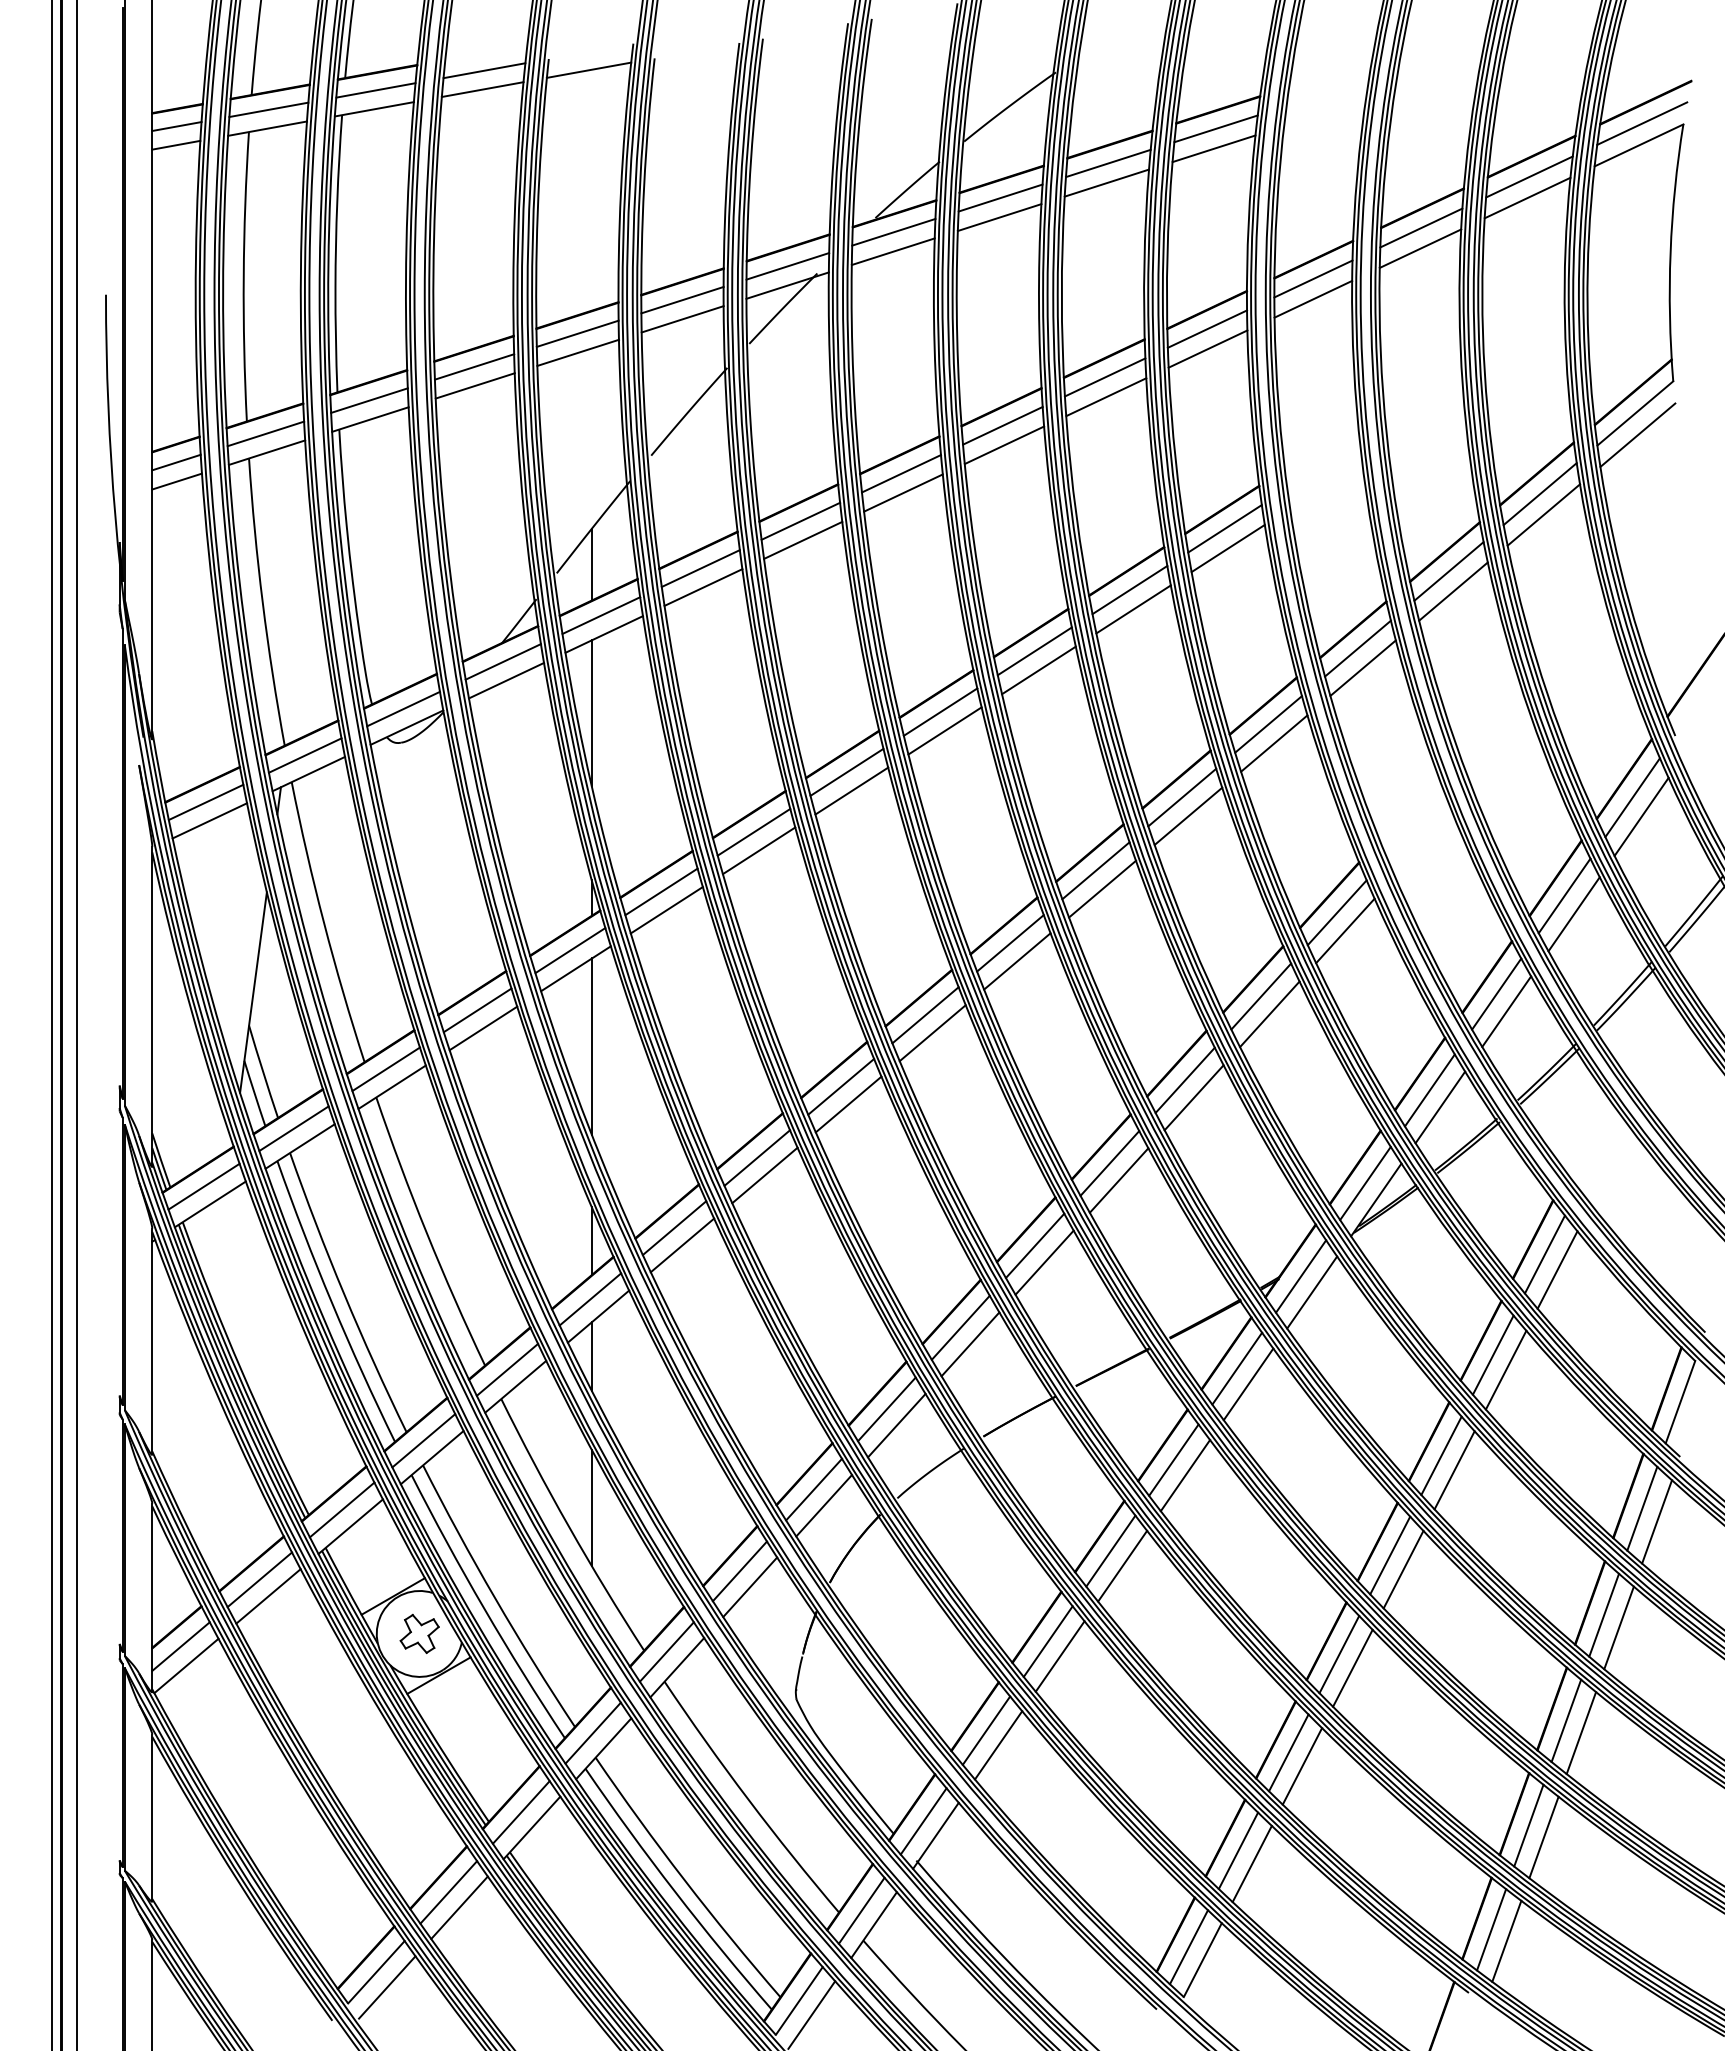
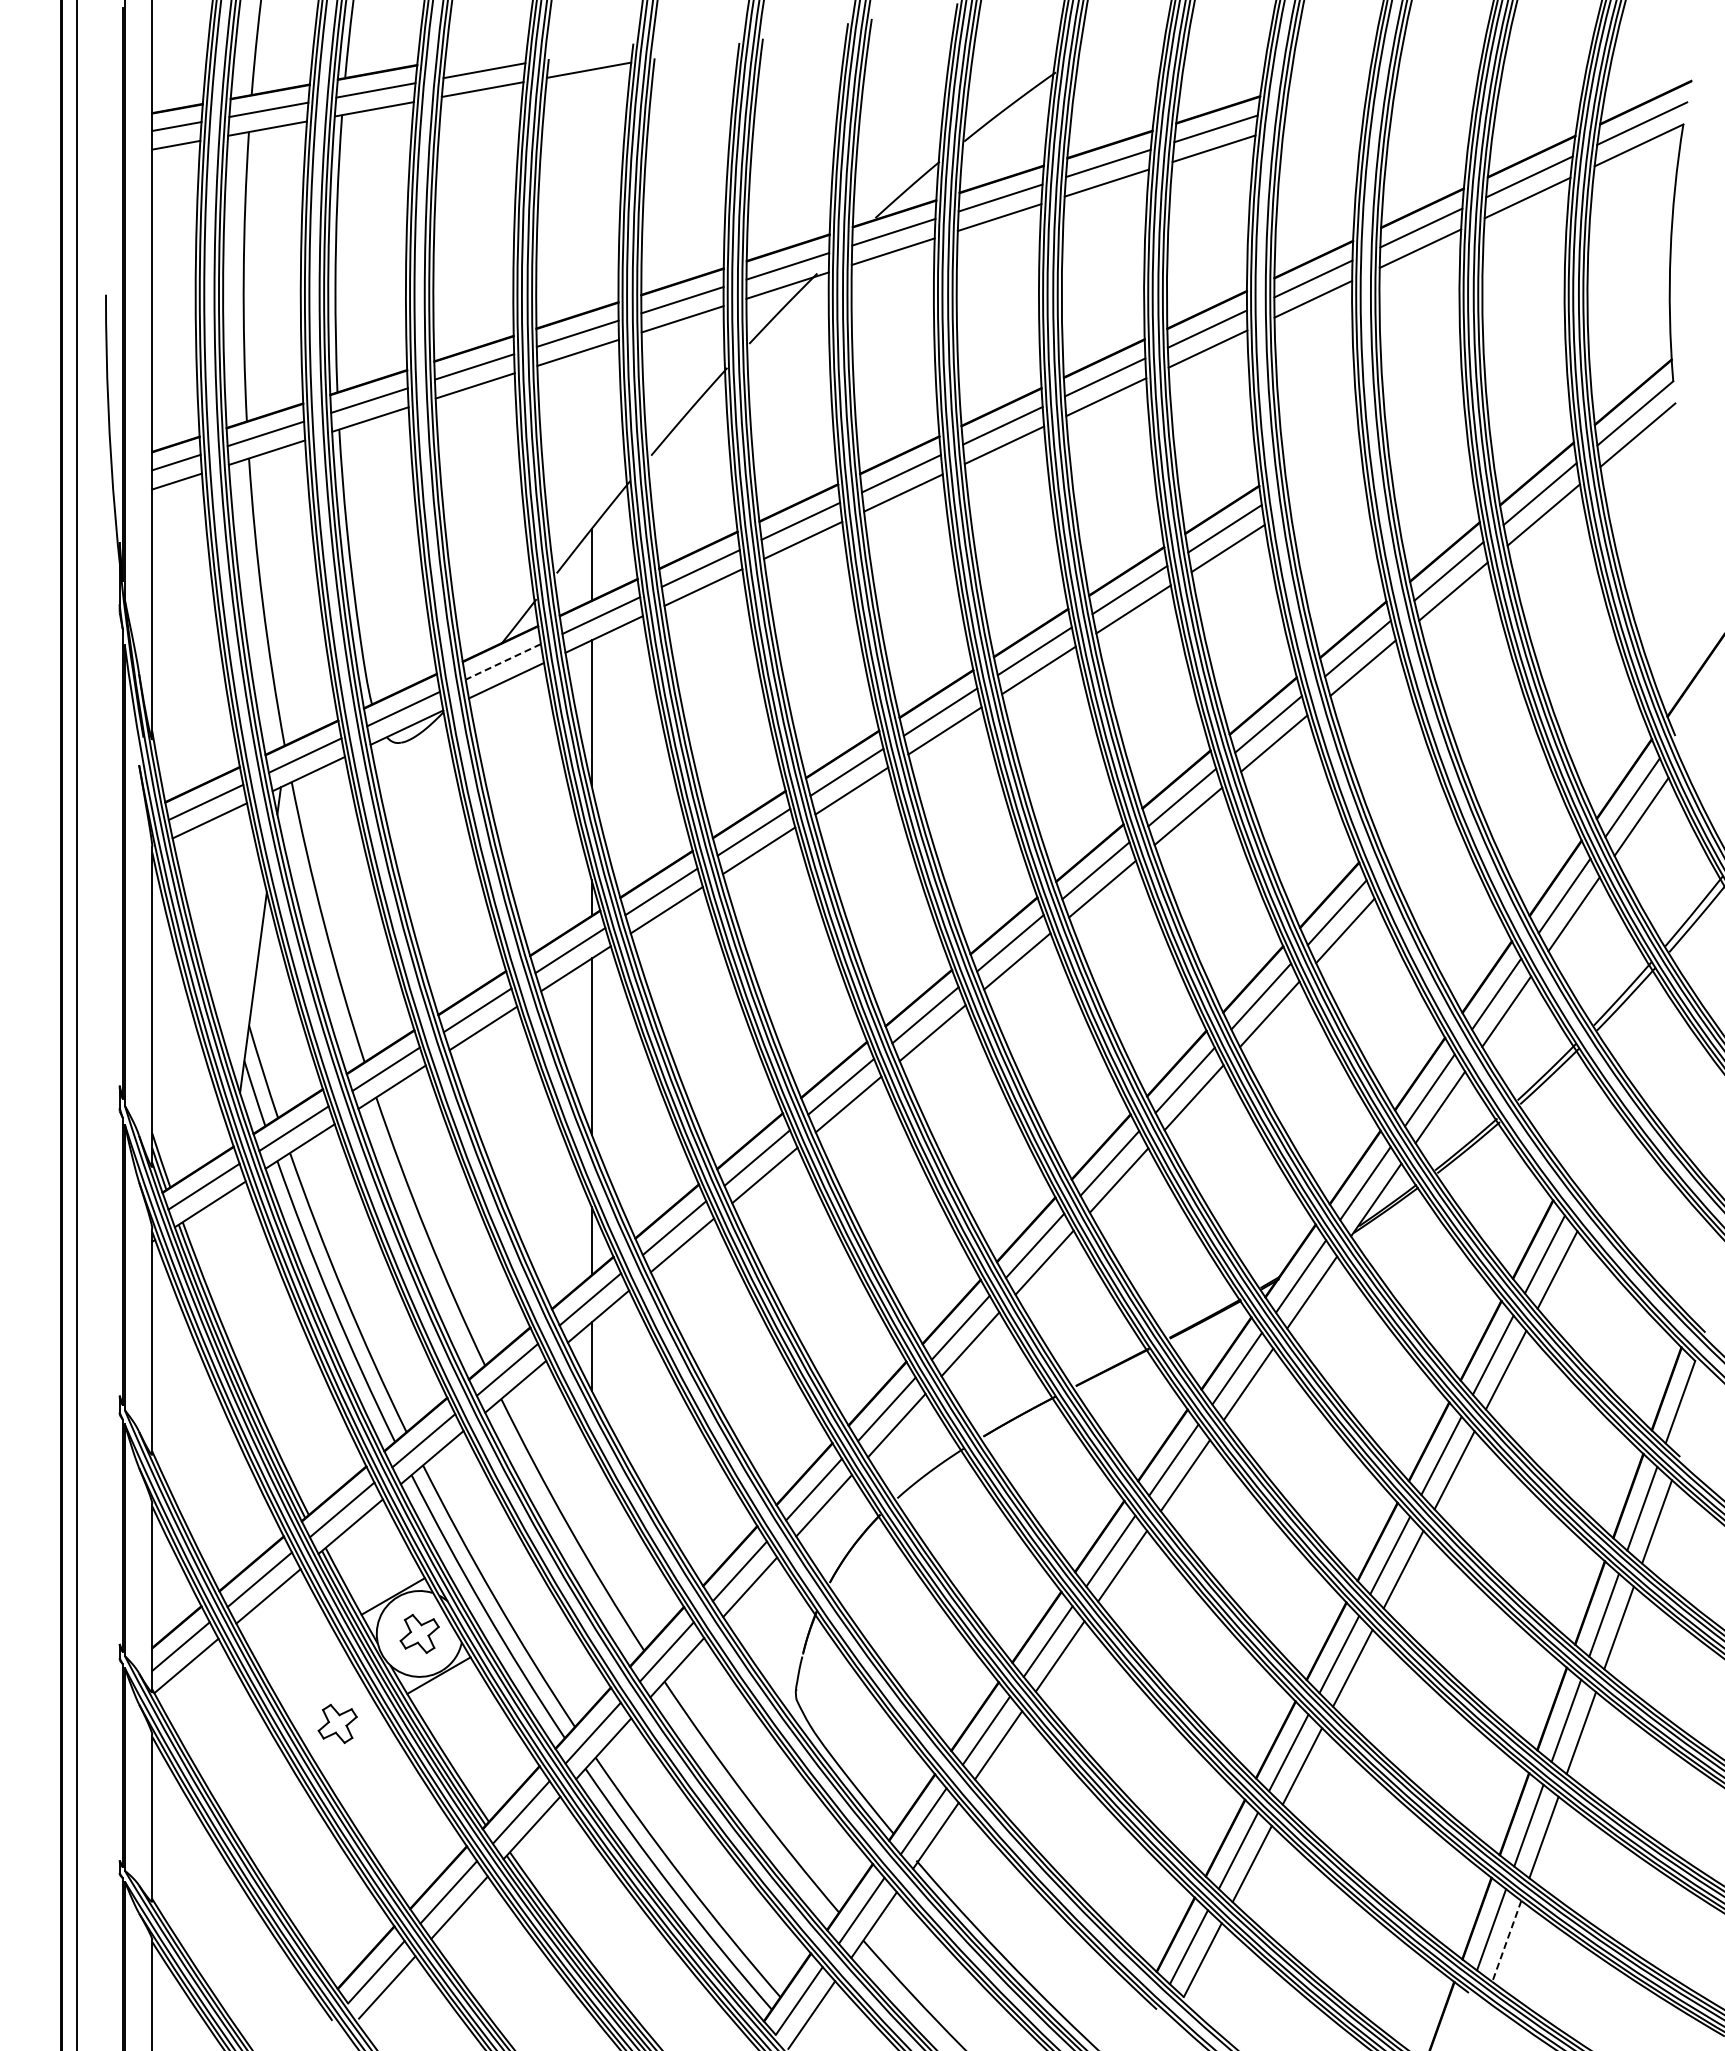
line: solid -> dashed (503, 661)
line: present -> none (51, 1024)
line: present -> none (591, 1507)
part: none -> present (337, 1723)
line: solid -> dashed (1506, 1941)
